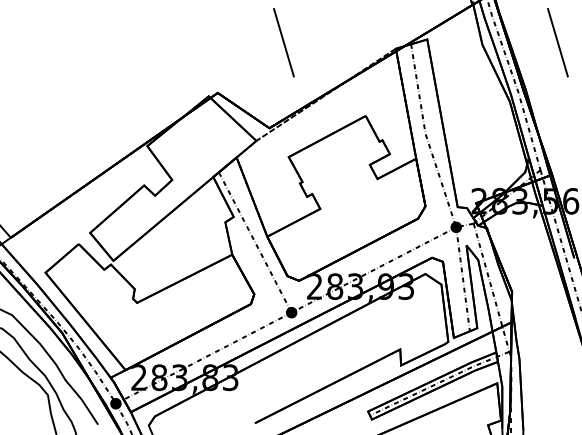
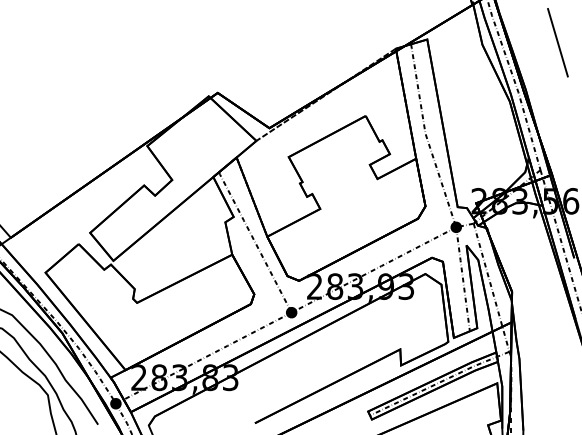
line: present -> none (283, 42)
